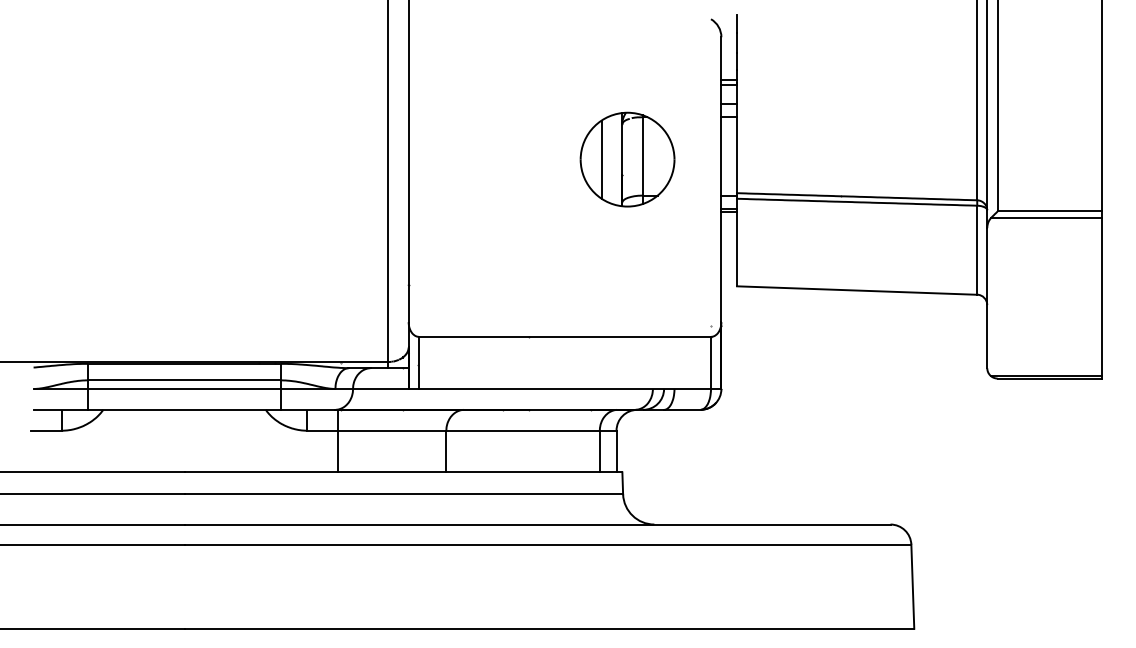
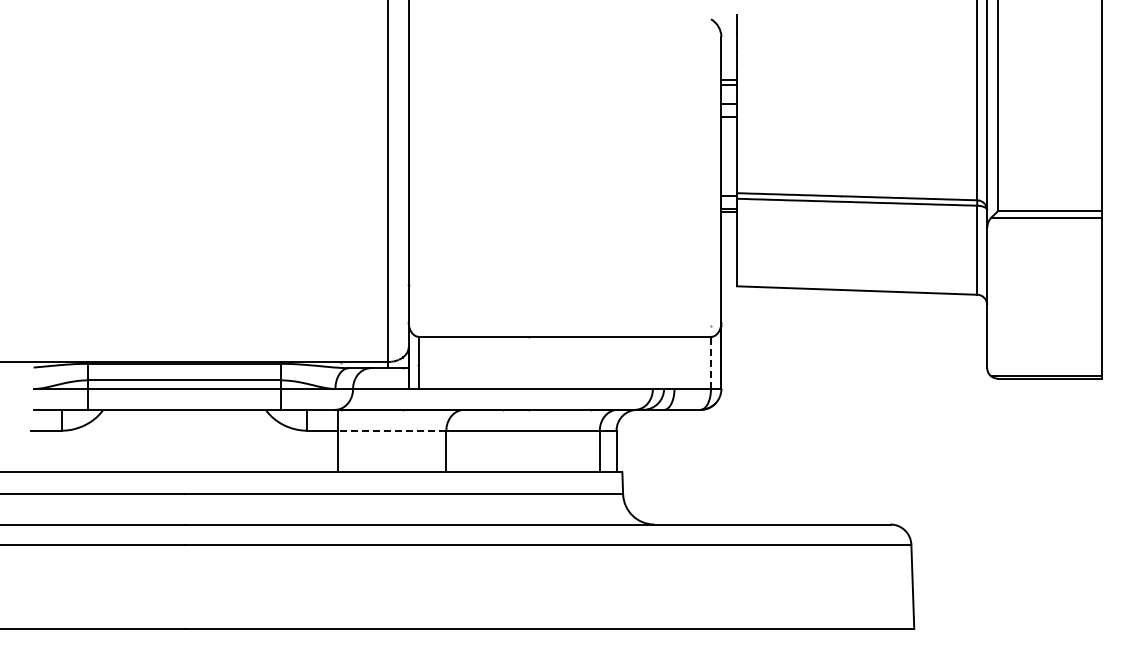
part: present -> none (627, 159)
line: solid -> dashed (710, 362)
line: solid -> dashed (391, 430)
